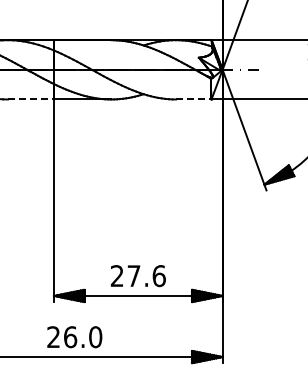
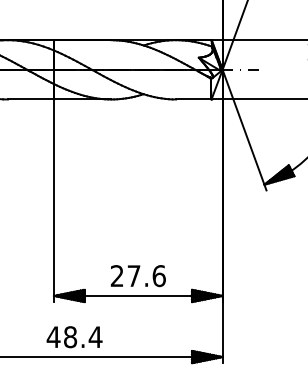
line: dashed -> solid (30, 99)
line: dashed -> solid (193, 99)
text: 26.0 -> 48.4 (74, 337)
